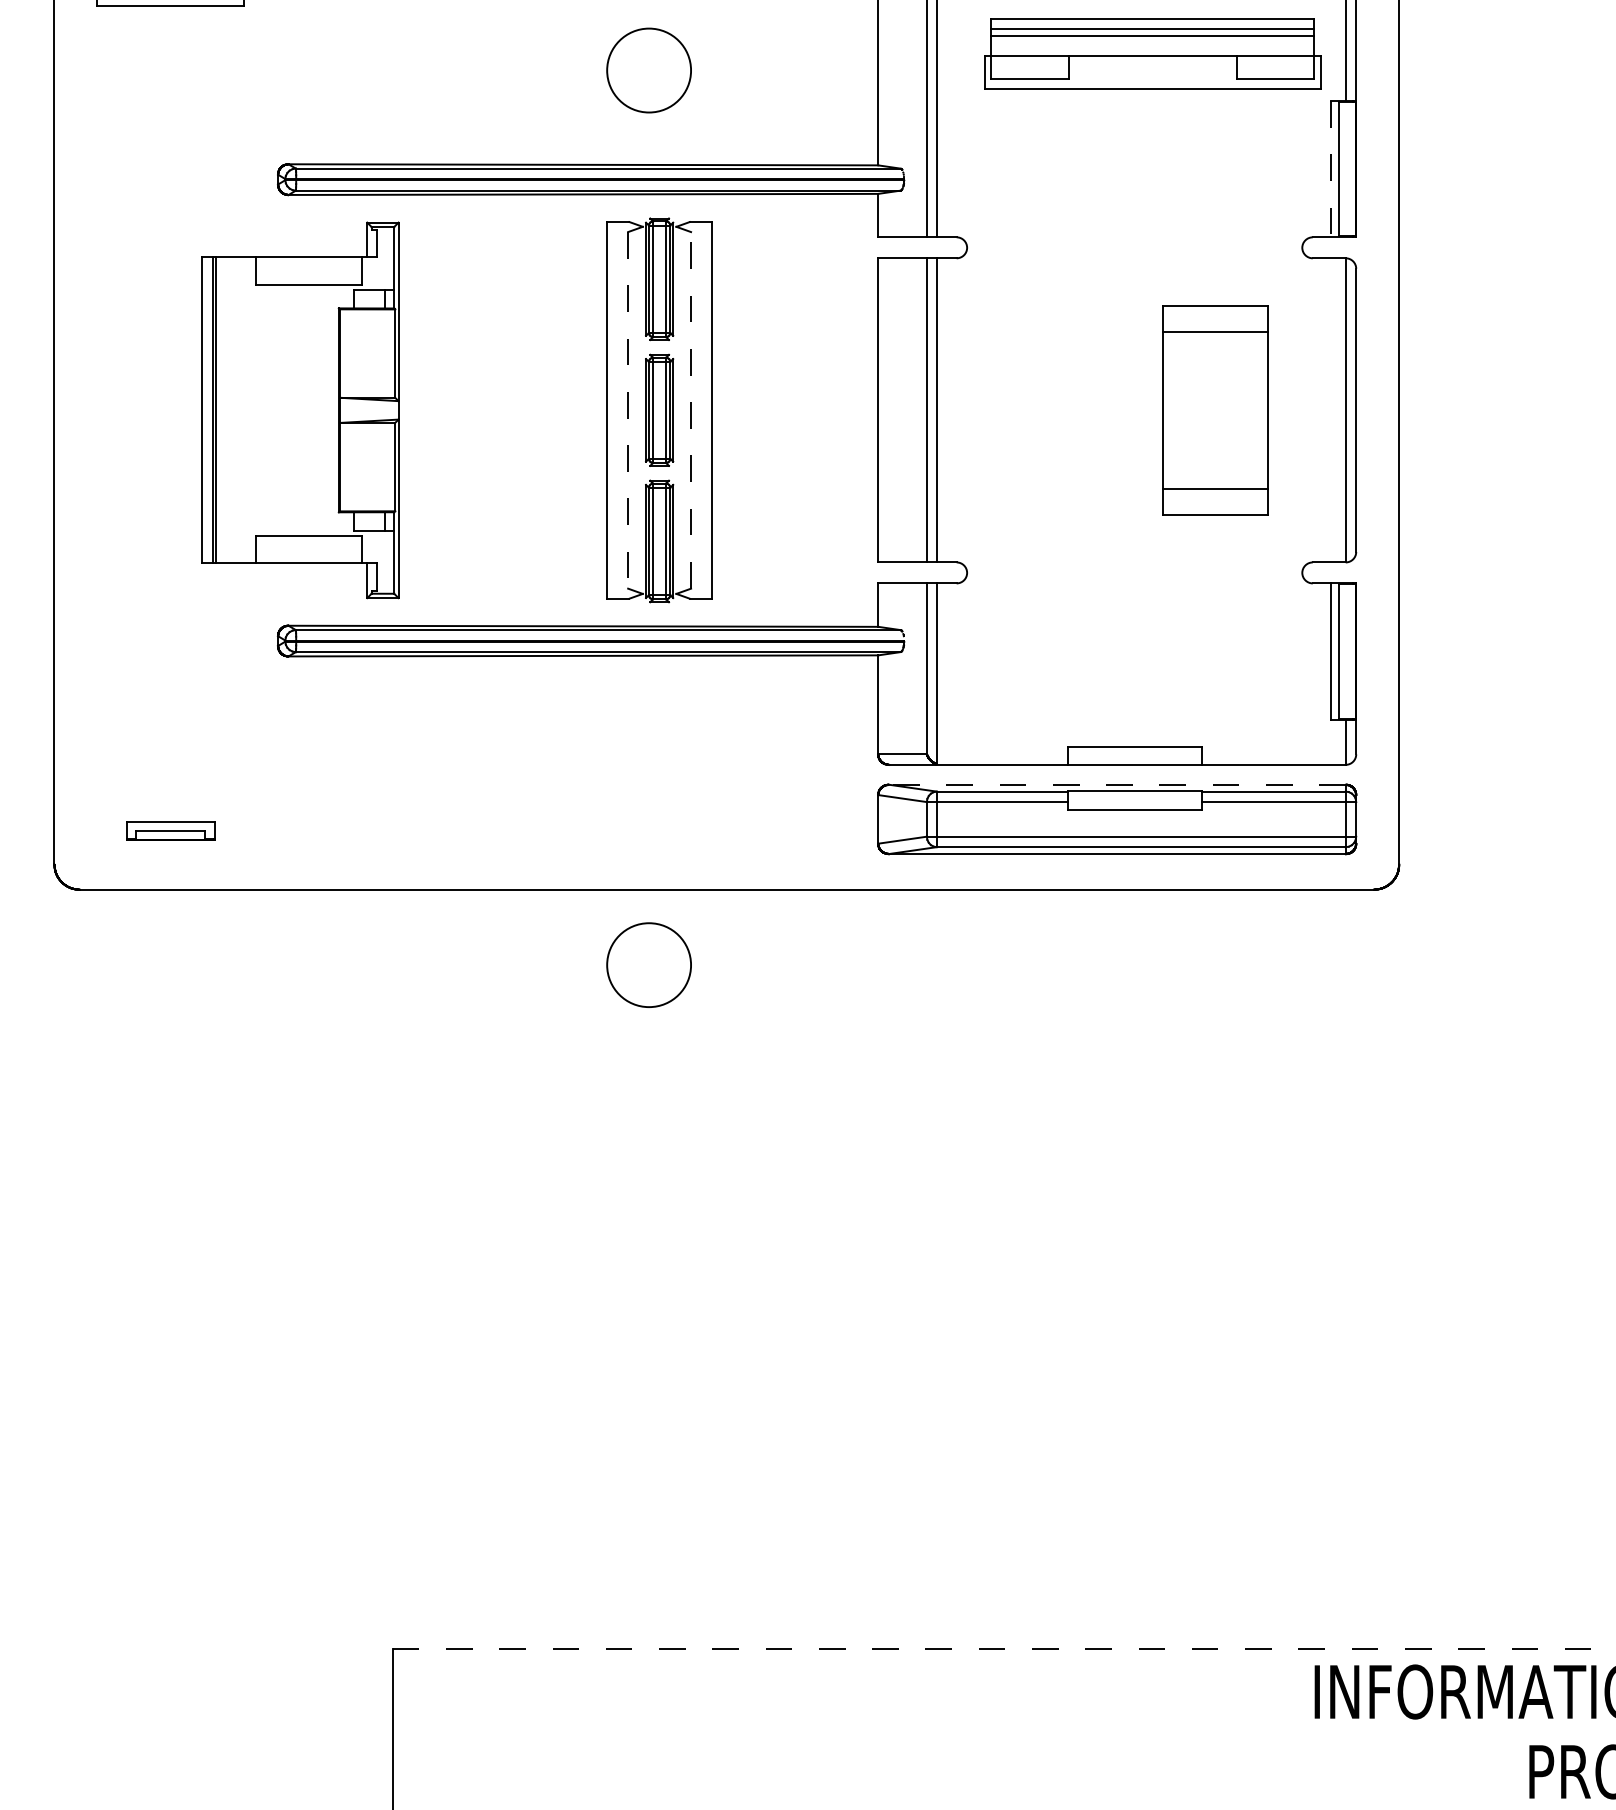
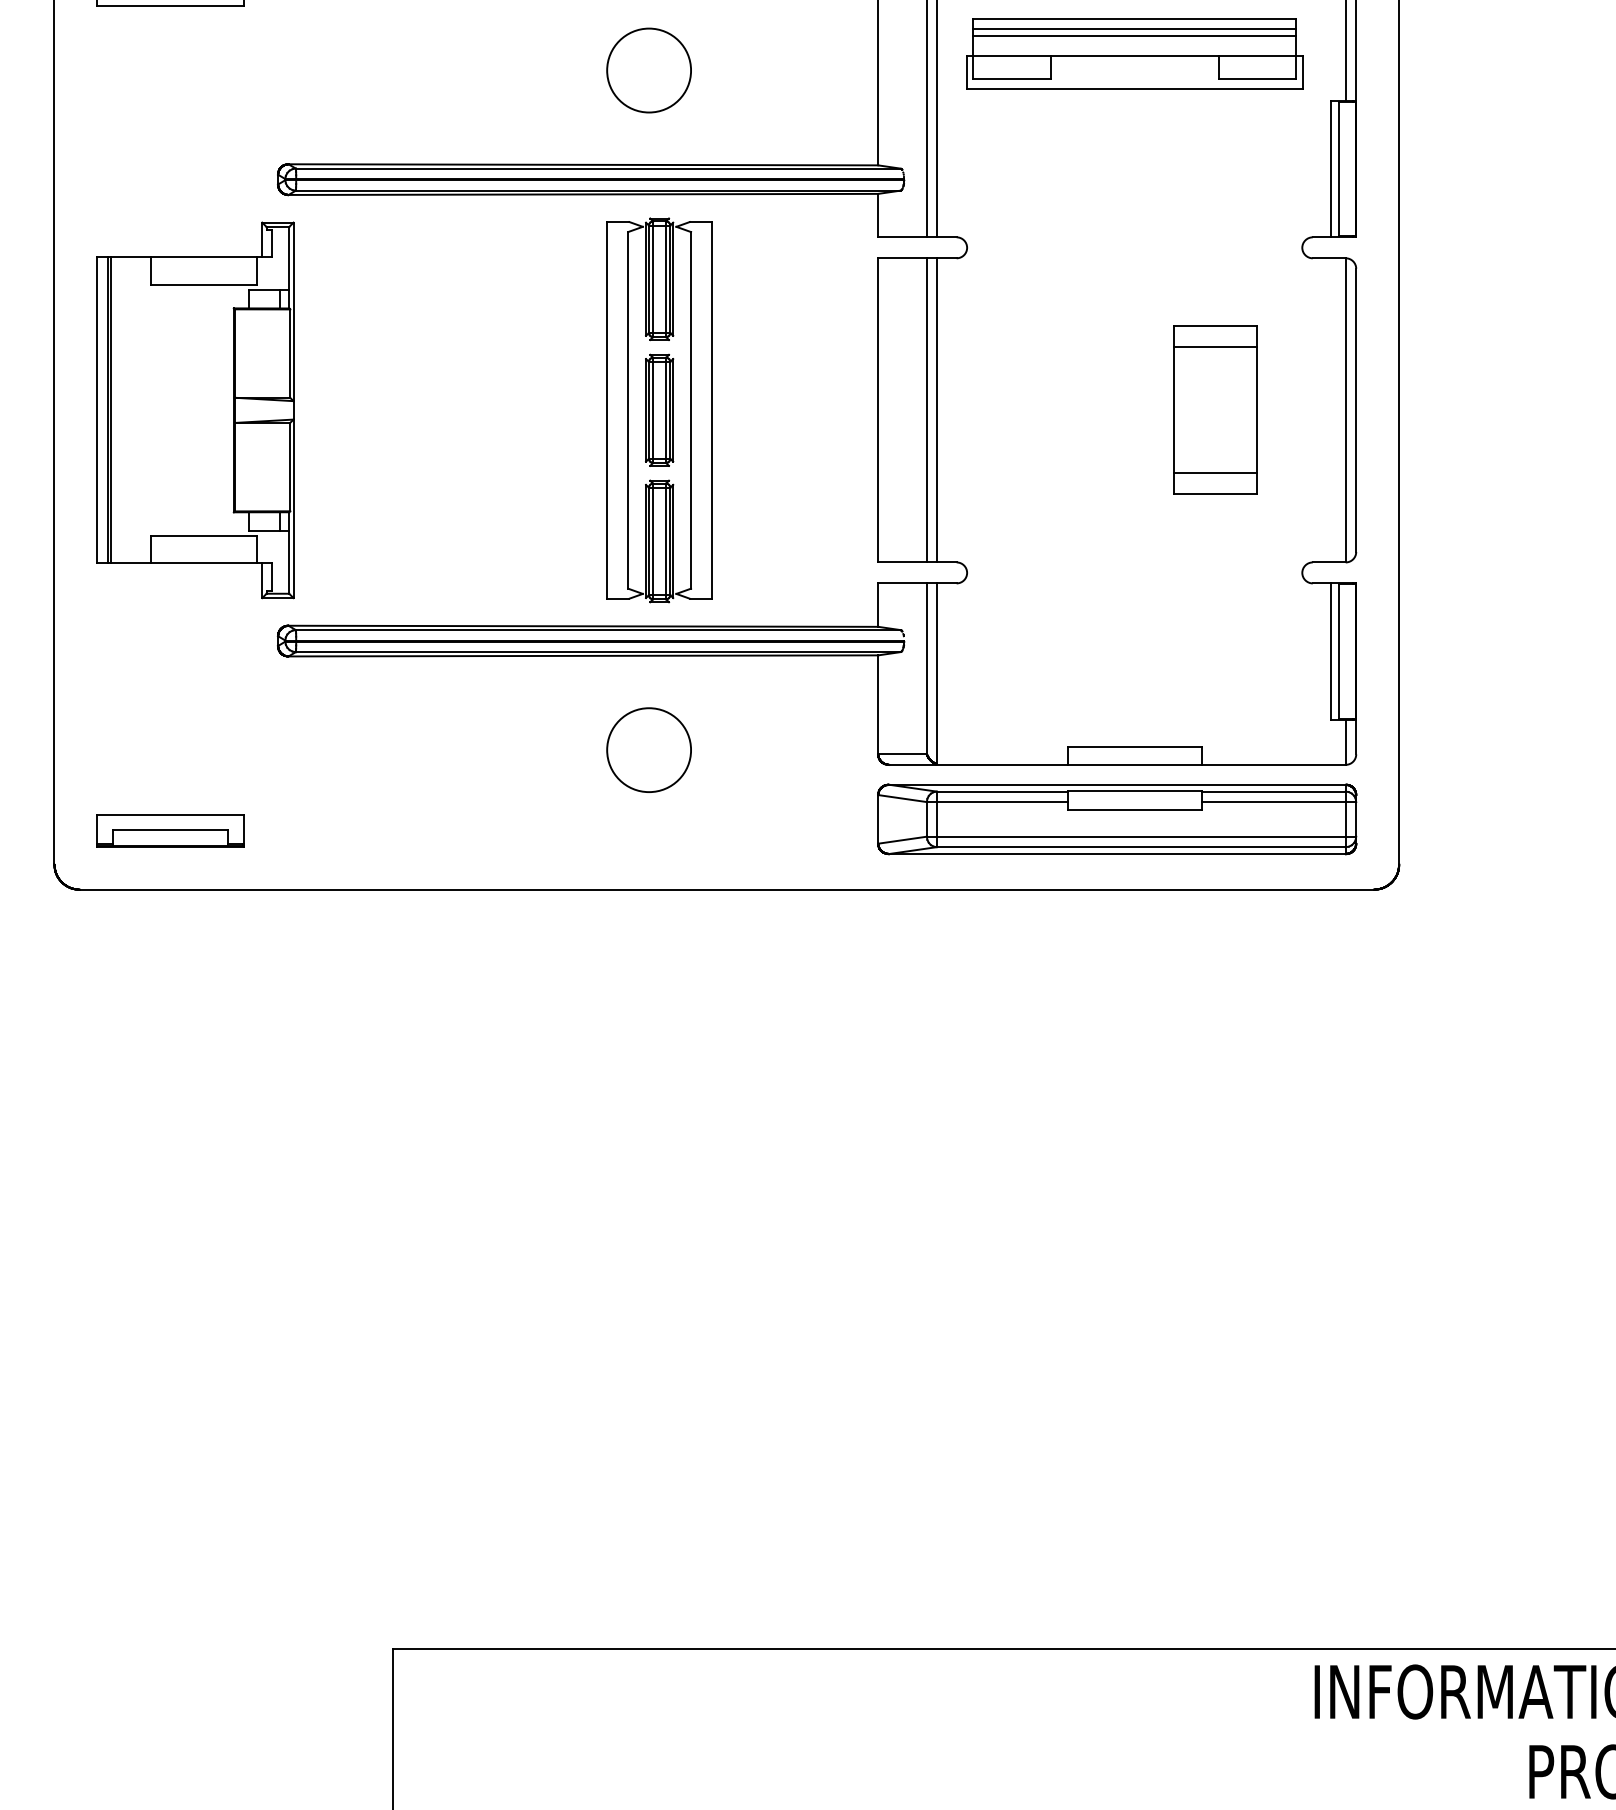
part position: (1152, 53) -> (1134, 53) (1134, 53)
line: dashed -> solid (1331, 169)
line: dashed -> solid (691, 409)
part position: (300, 410) -> (195, 410) (195, 410)
line: dashed -> solid (628, 410)
part size: 107x211 px -> 85x170 px (1215, 409)
line: dashed -> solid (1116, 784)
part size: 90x20 px -> 149x34 px (170, 830)
circle position: (648, 964) -> (648, 749) (648, 749)
line: dashed -> solid (1004, 1648)
